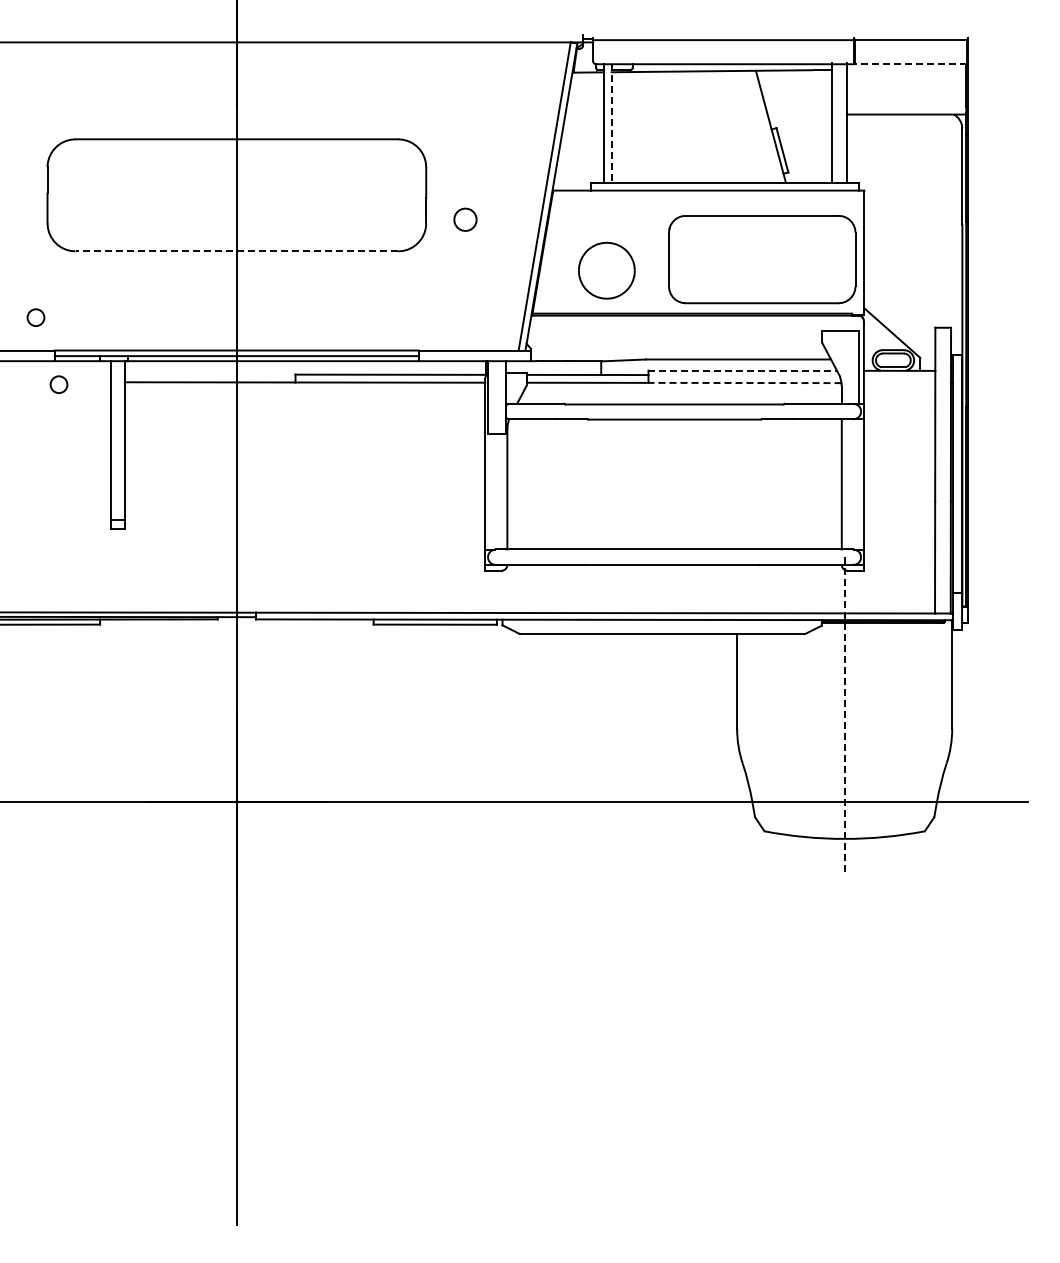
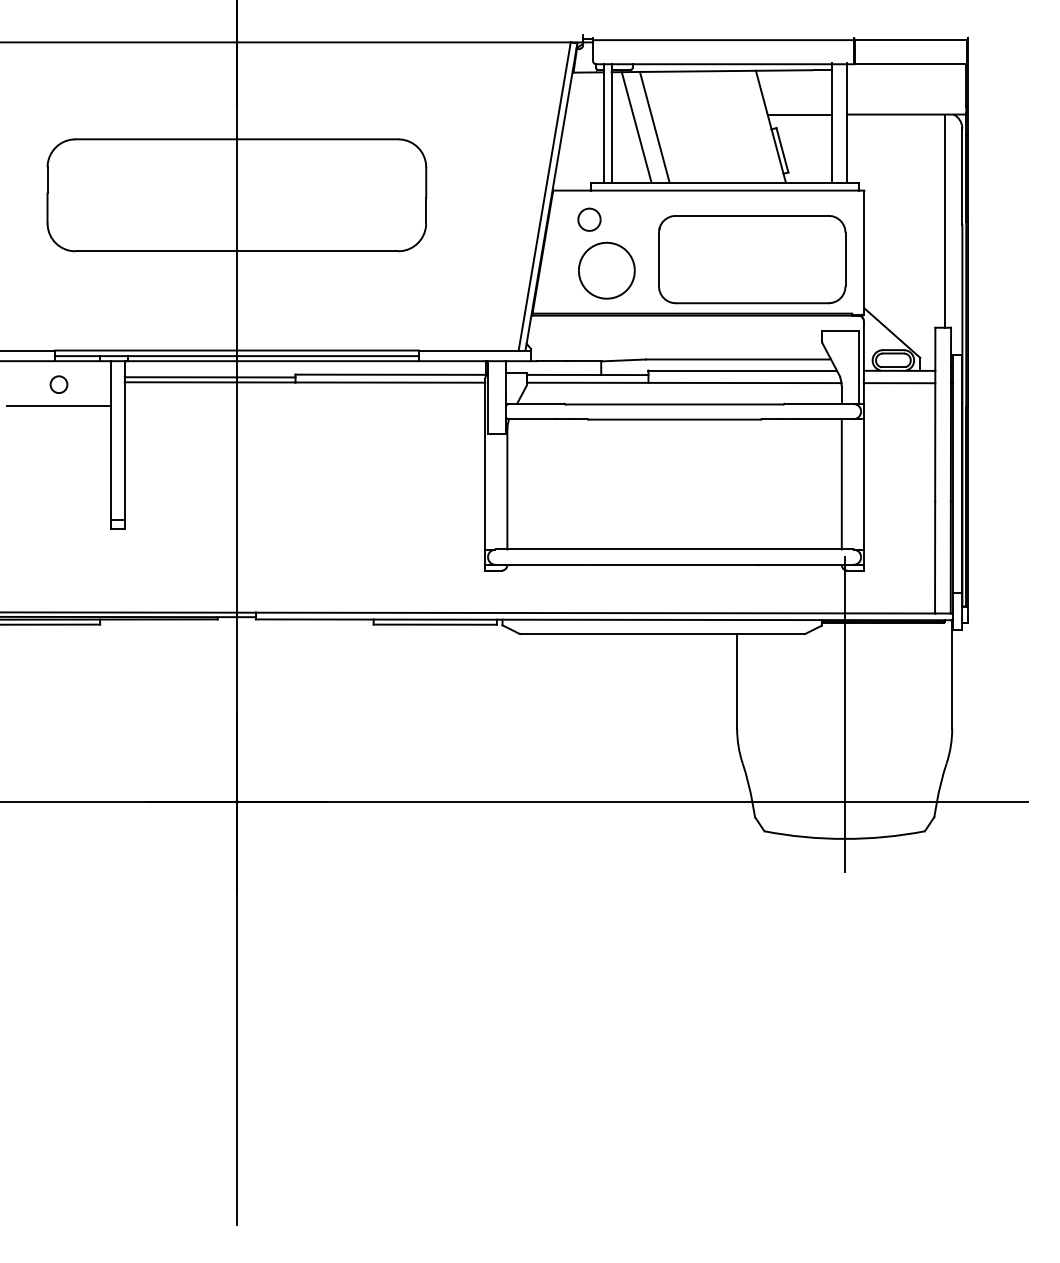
line: dashed -> solid (910, 64)
line: none -> present (799, 114)
line: dashed -> solid (611, 123)
line: none -> present (654, 126)
line: none -> present (636, 127)
part position: (465, 219) -> (589, 219) (589, 219)
line: none -> present (944, 220)
line: dashed -> solid (236, 251)
part position: (762, 259) -> (752, 259) (752, 259)
circle: present -> none (35, 317)
line: dashed -> solid (743, 370)
line: none -> present (209, 377)
line: dashed -> solid (744, 383)
line: none -> present (899, 383)
line: none -> present (58, 405)
line: dashed -> solid (844, 715)
